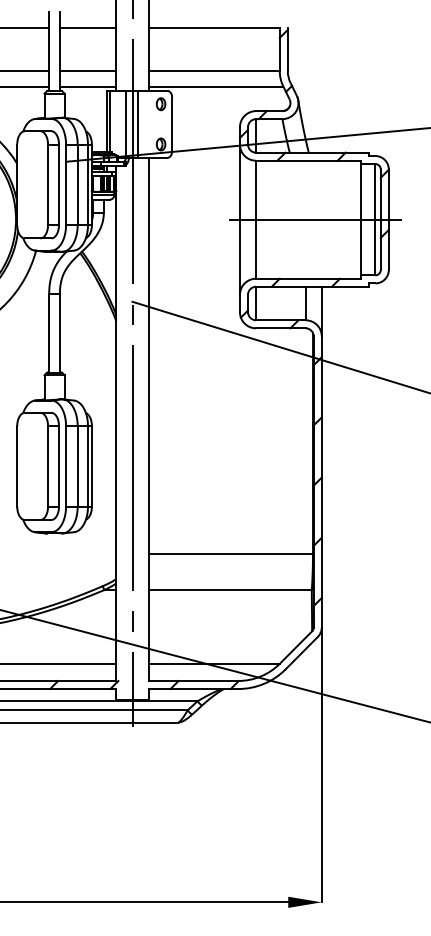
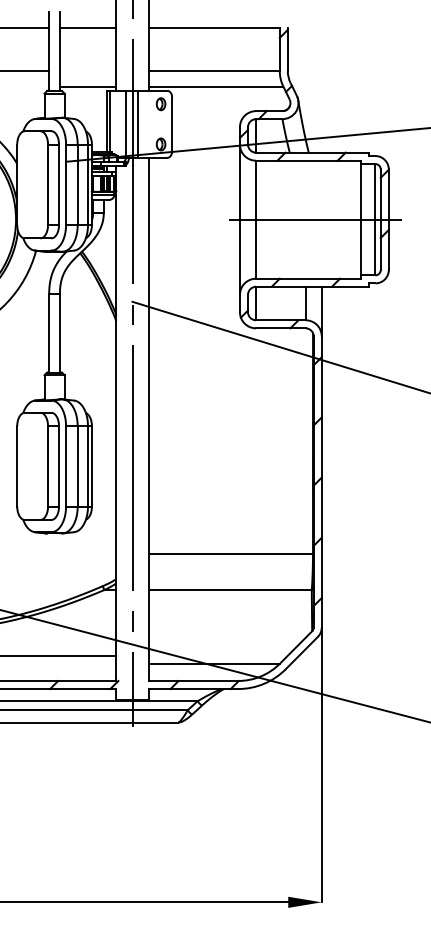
line: present -> none (87, 71)
line: present -> none (25, 86)
line position: (59, 663) -> (59, 655) (59, 655)
